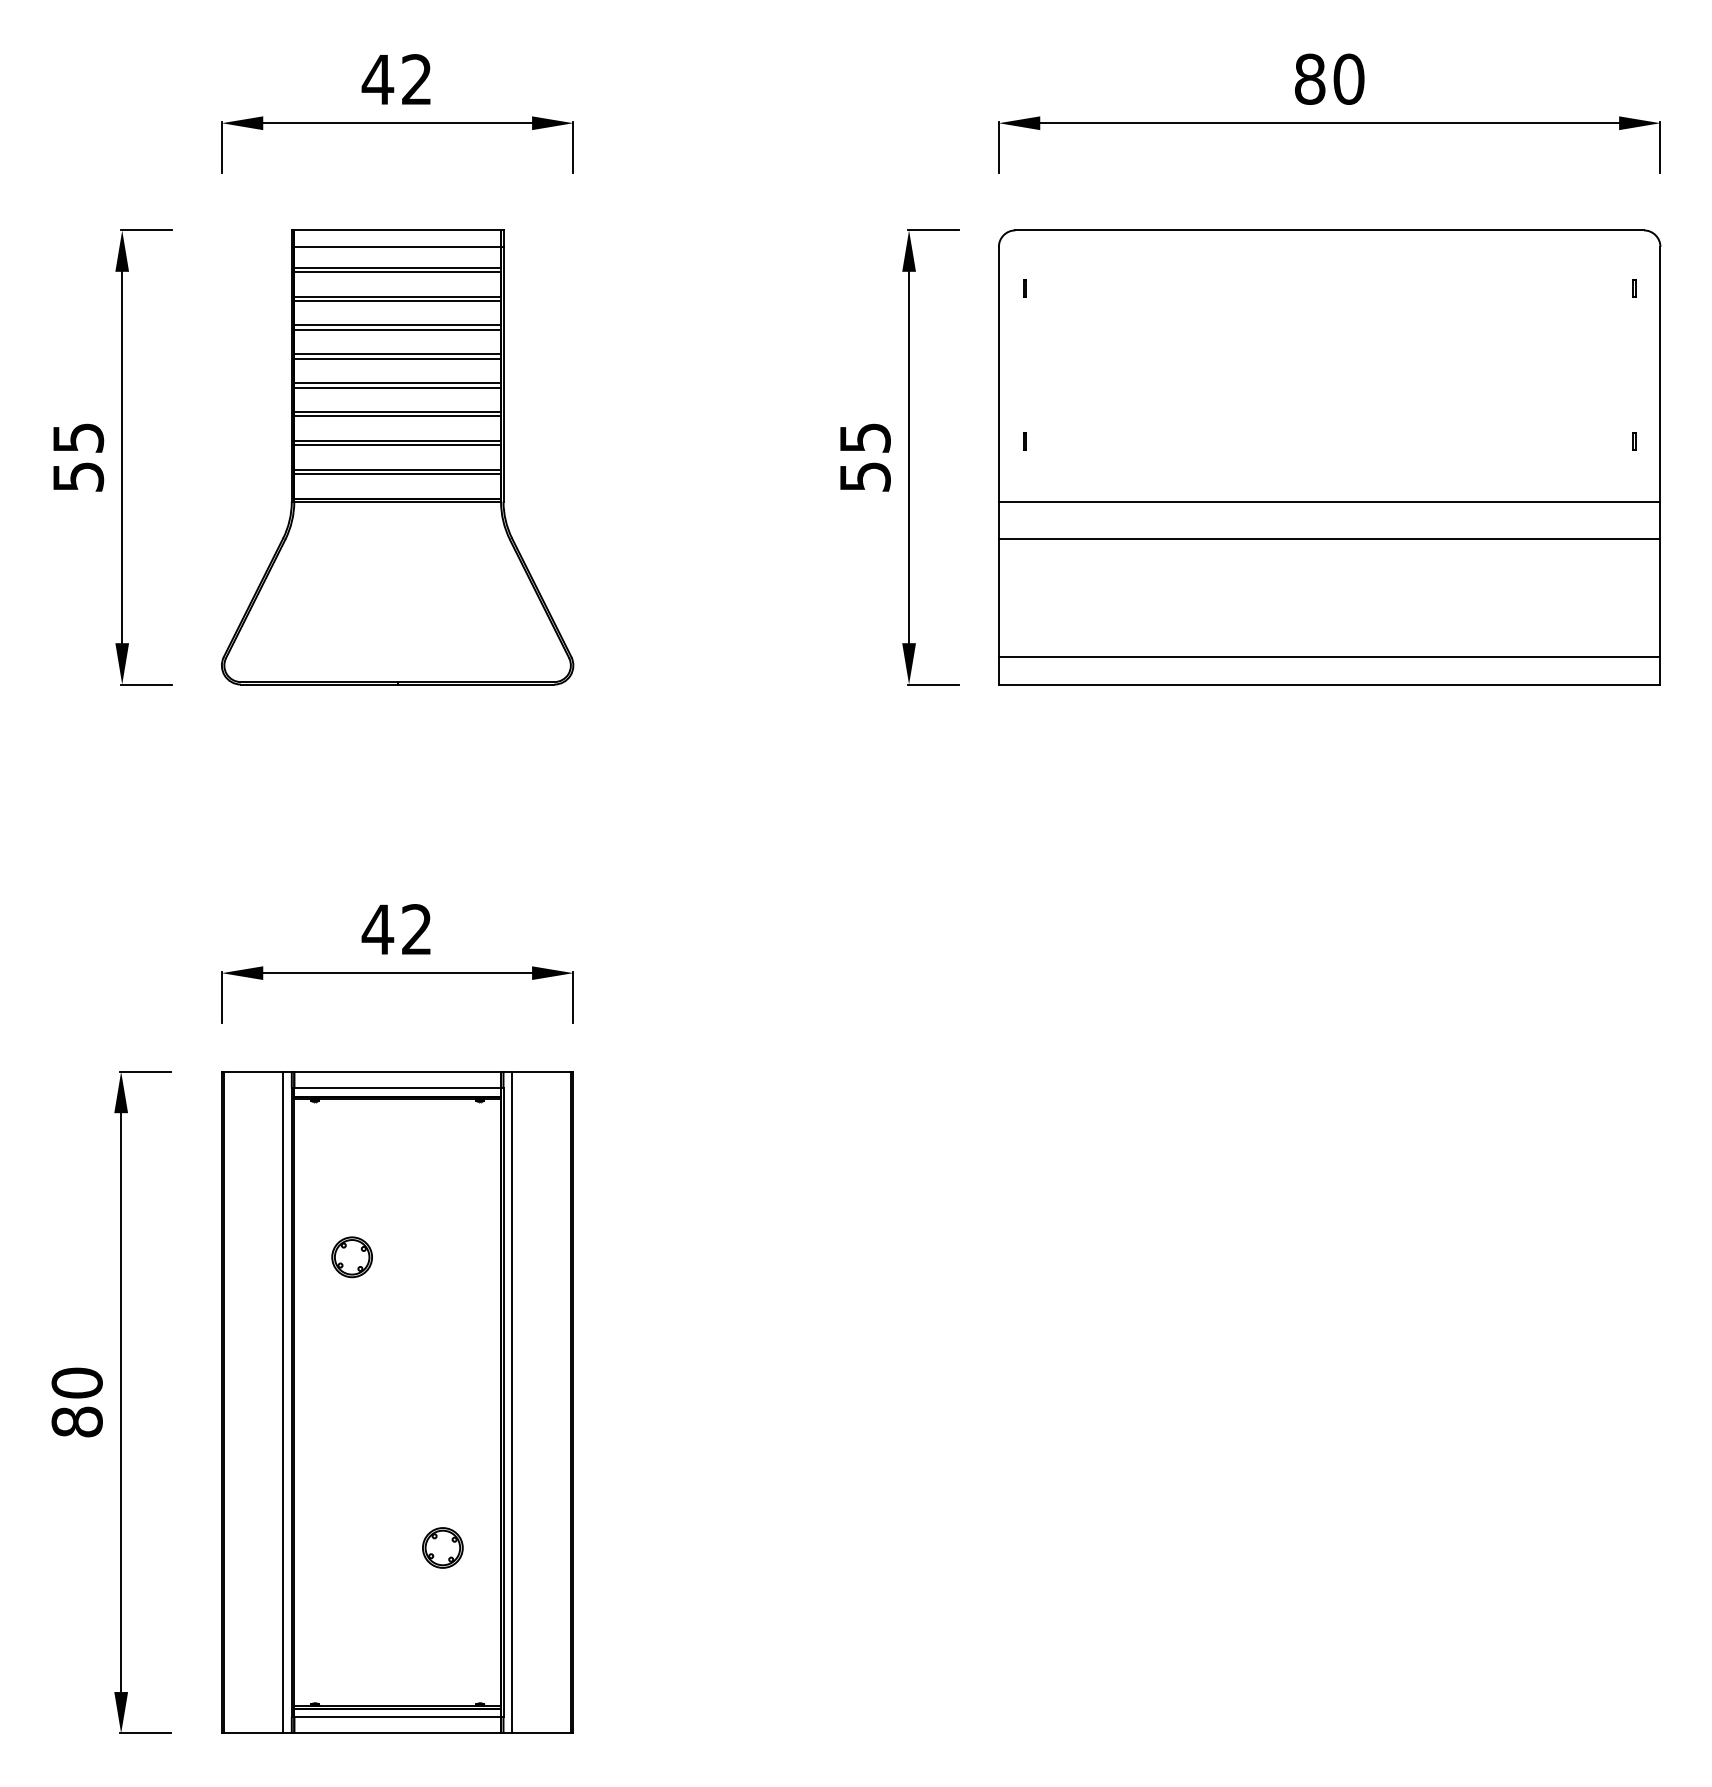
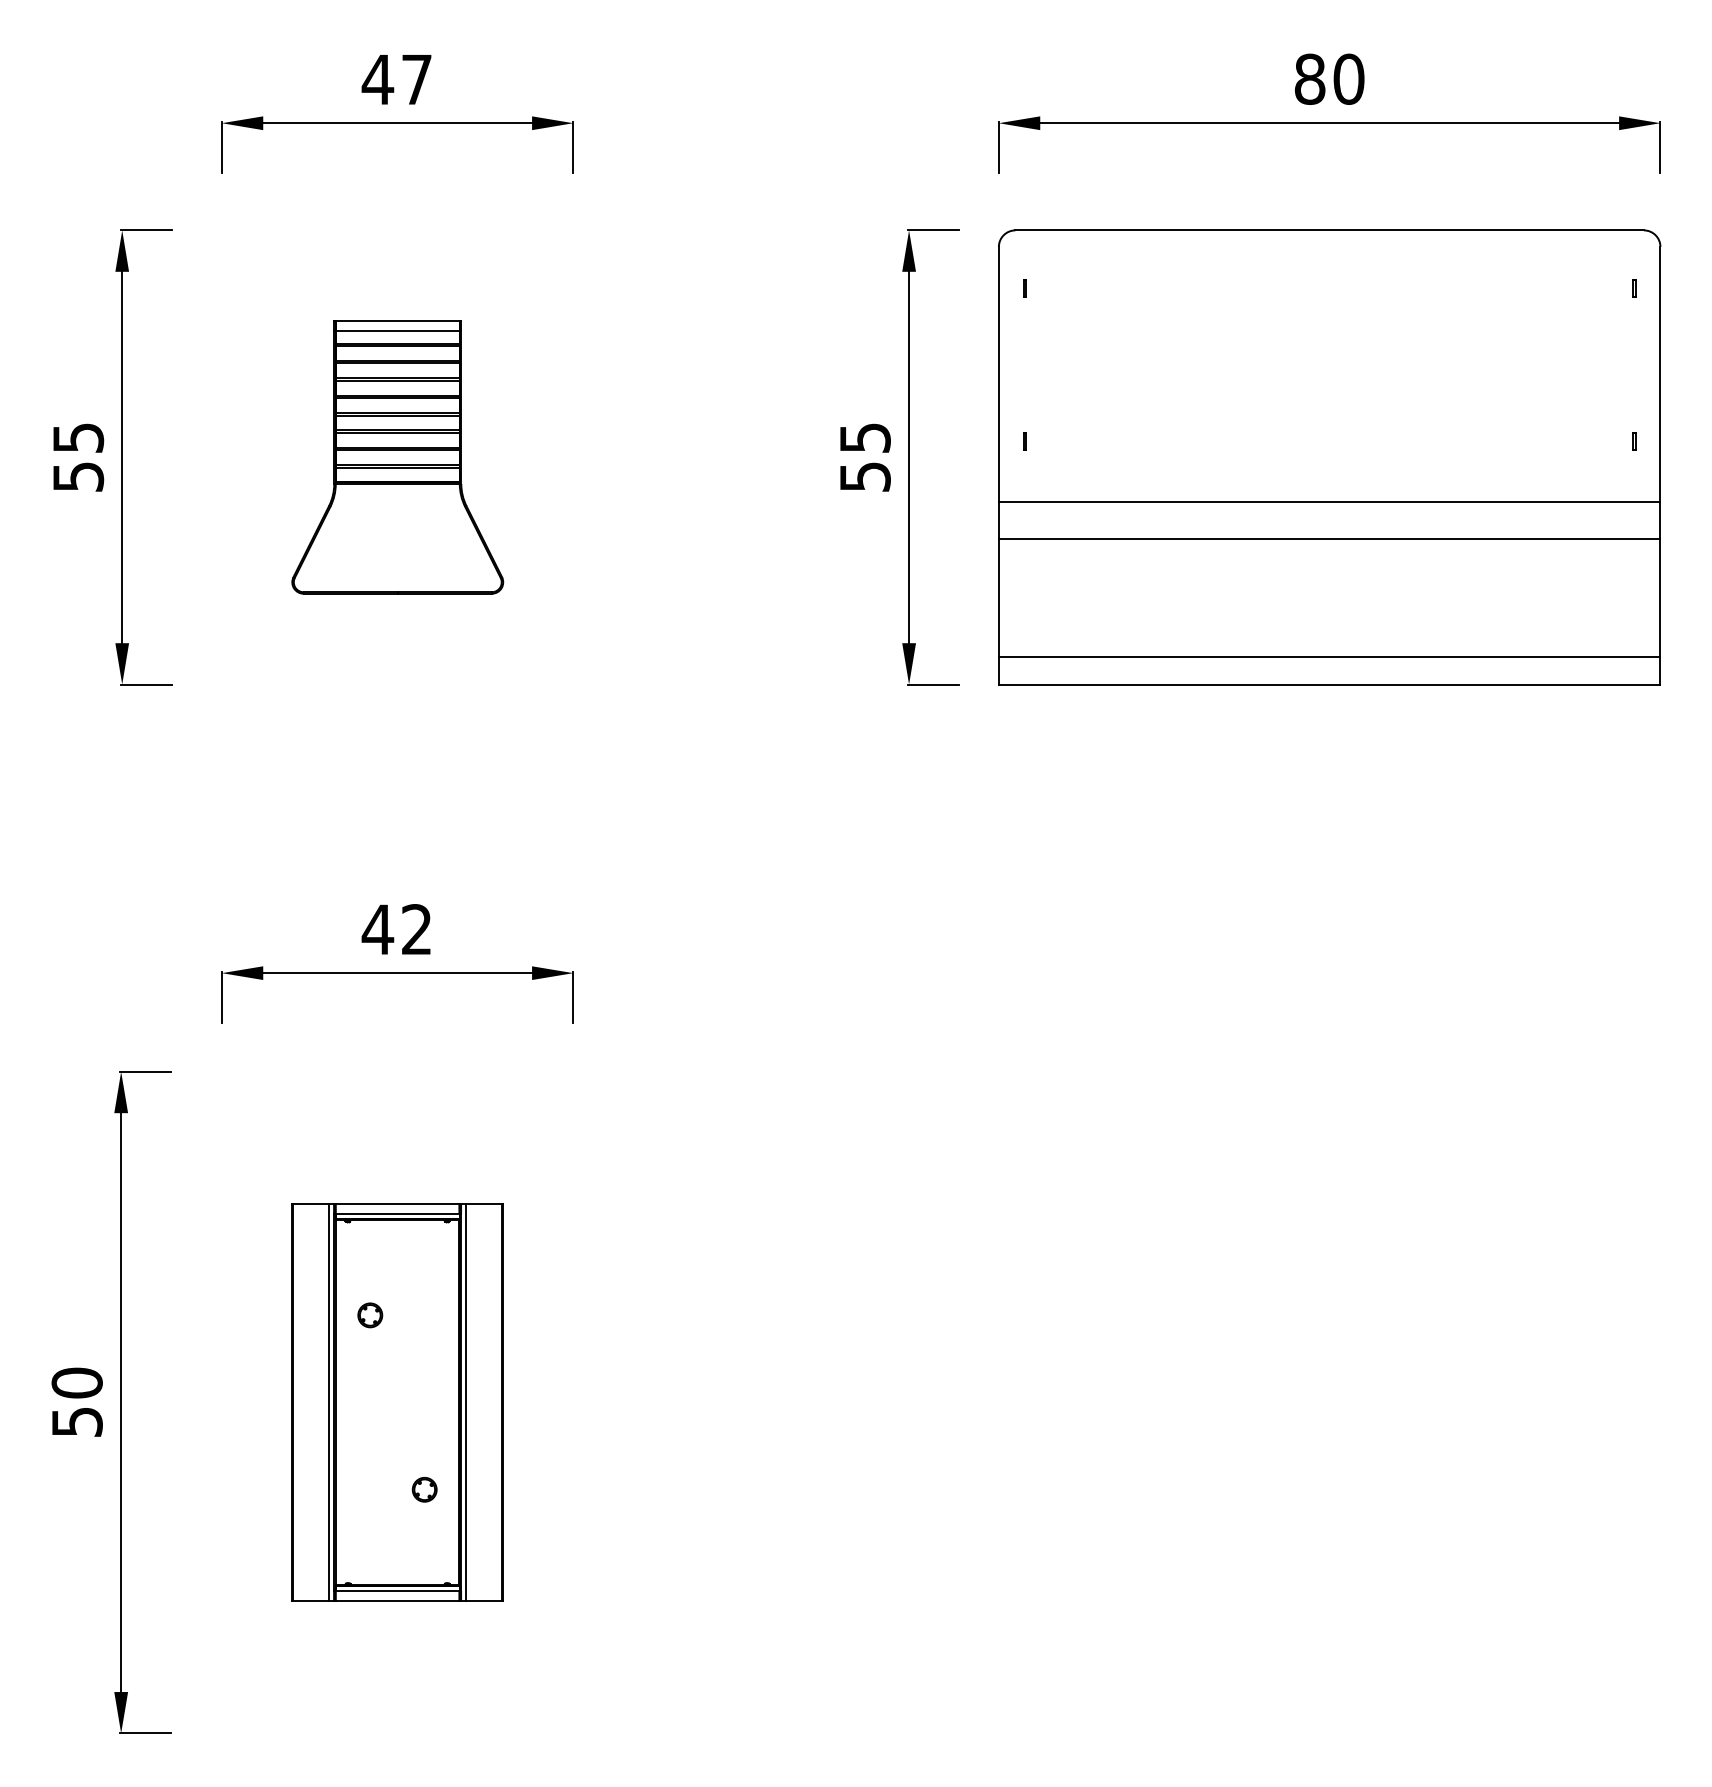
text: 42 -> 47 (416, 79)
part size: 354x457 px -> 214x275 px (397, 457)
part size: 353x663 px -> 213x399 px (397, 1402)
text: 80 -> 50 (76, 1421)
